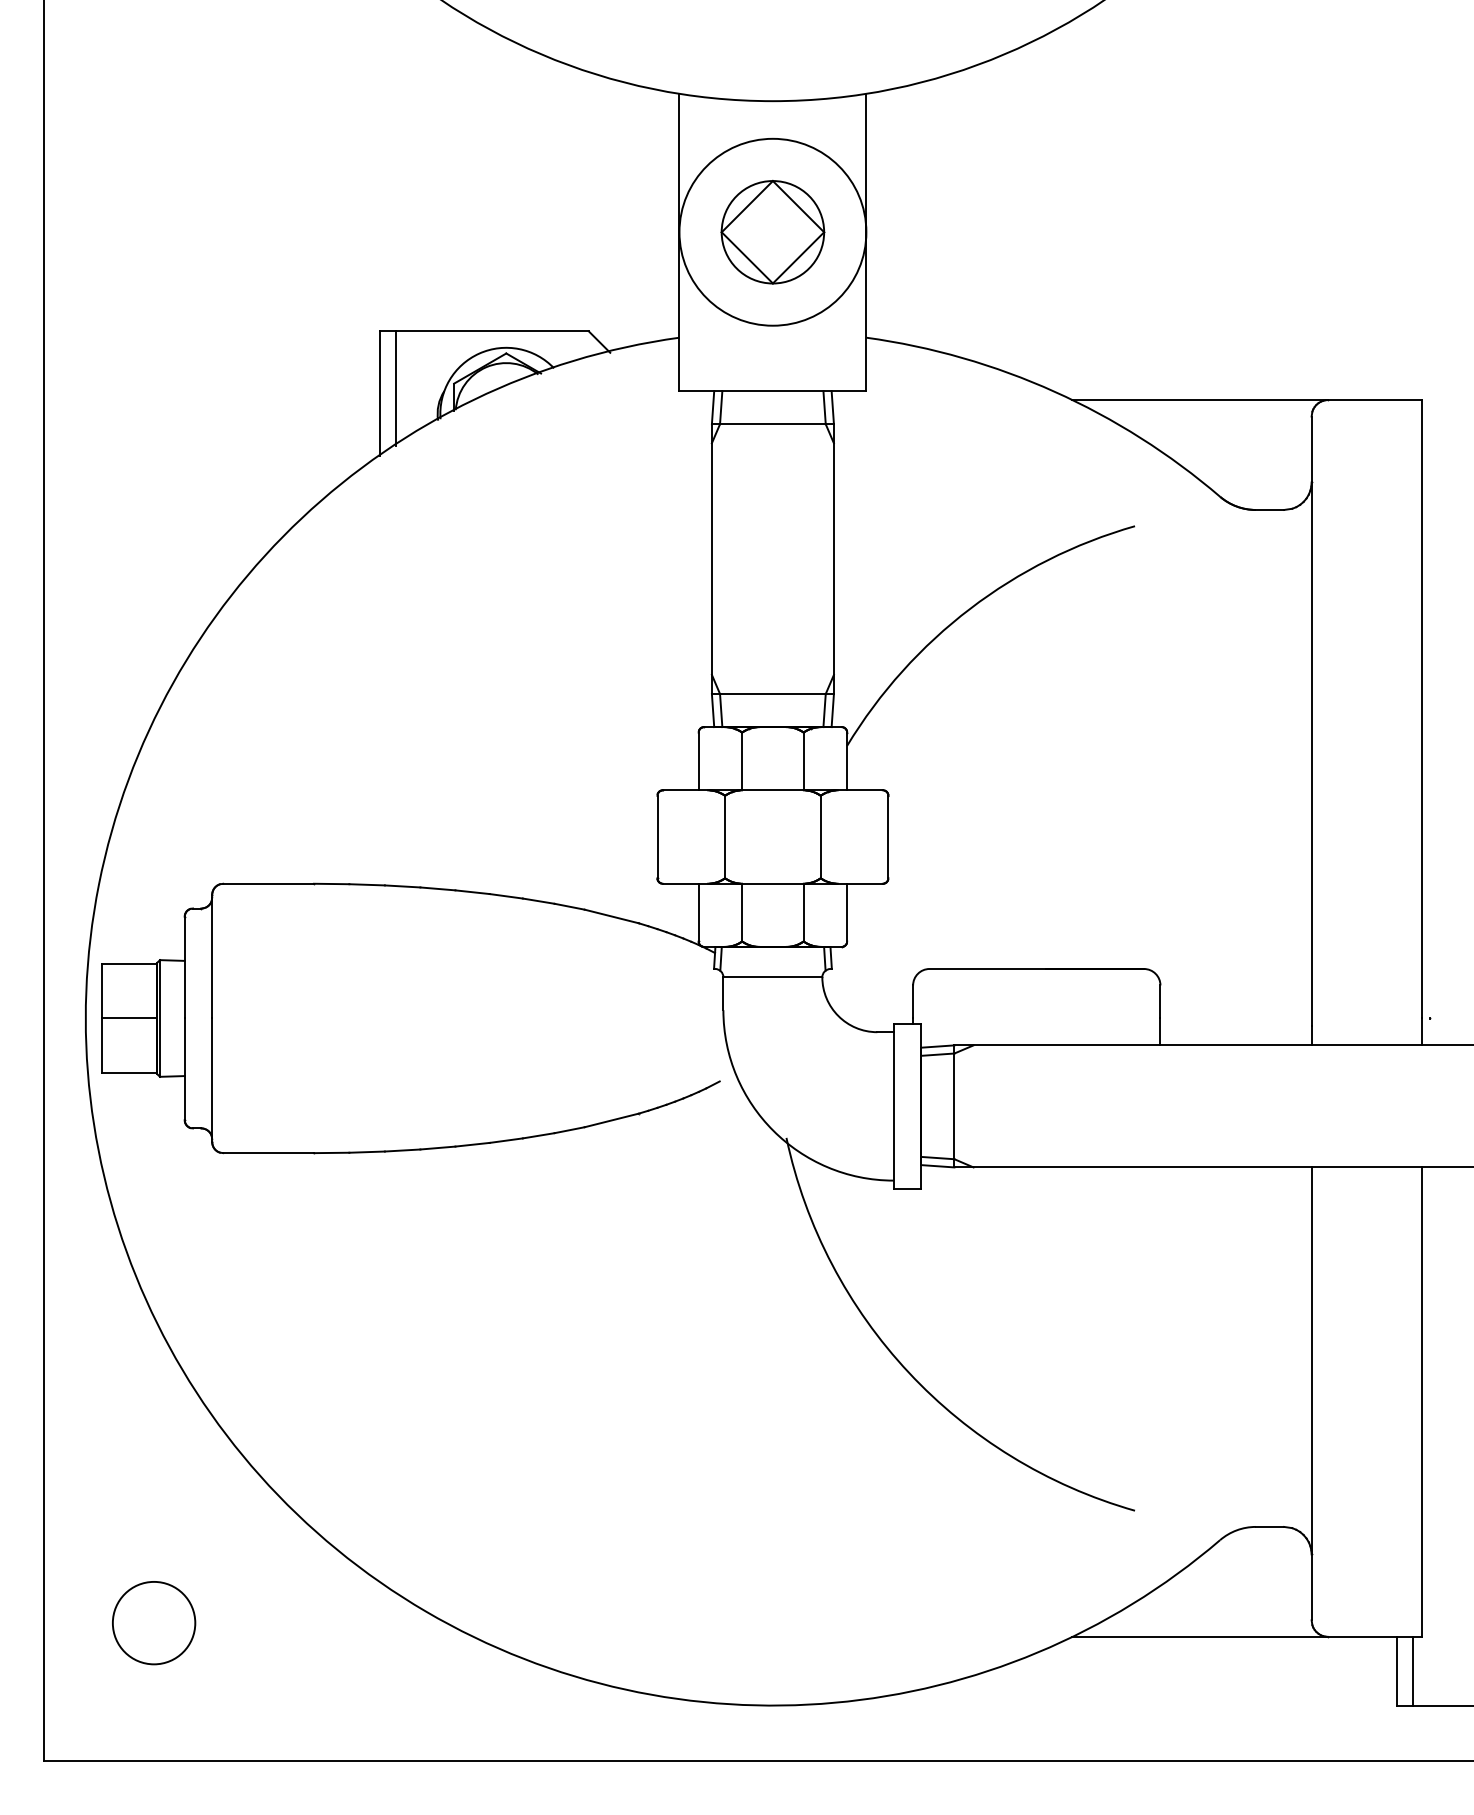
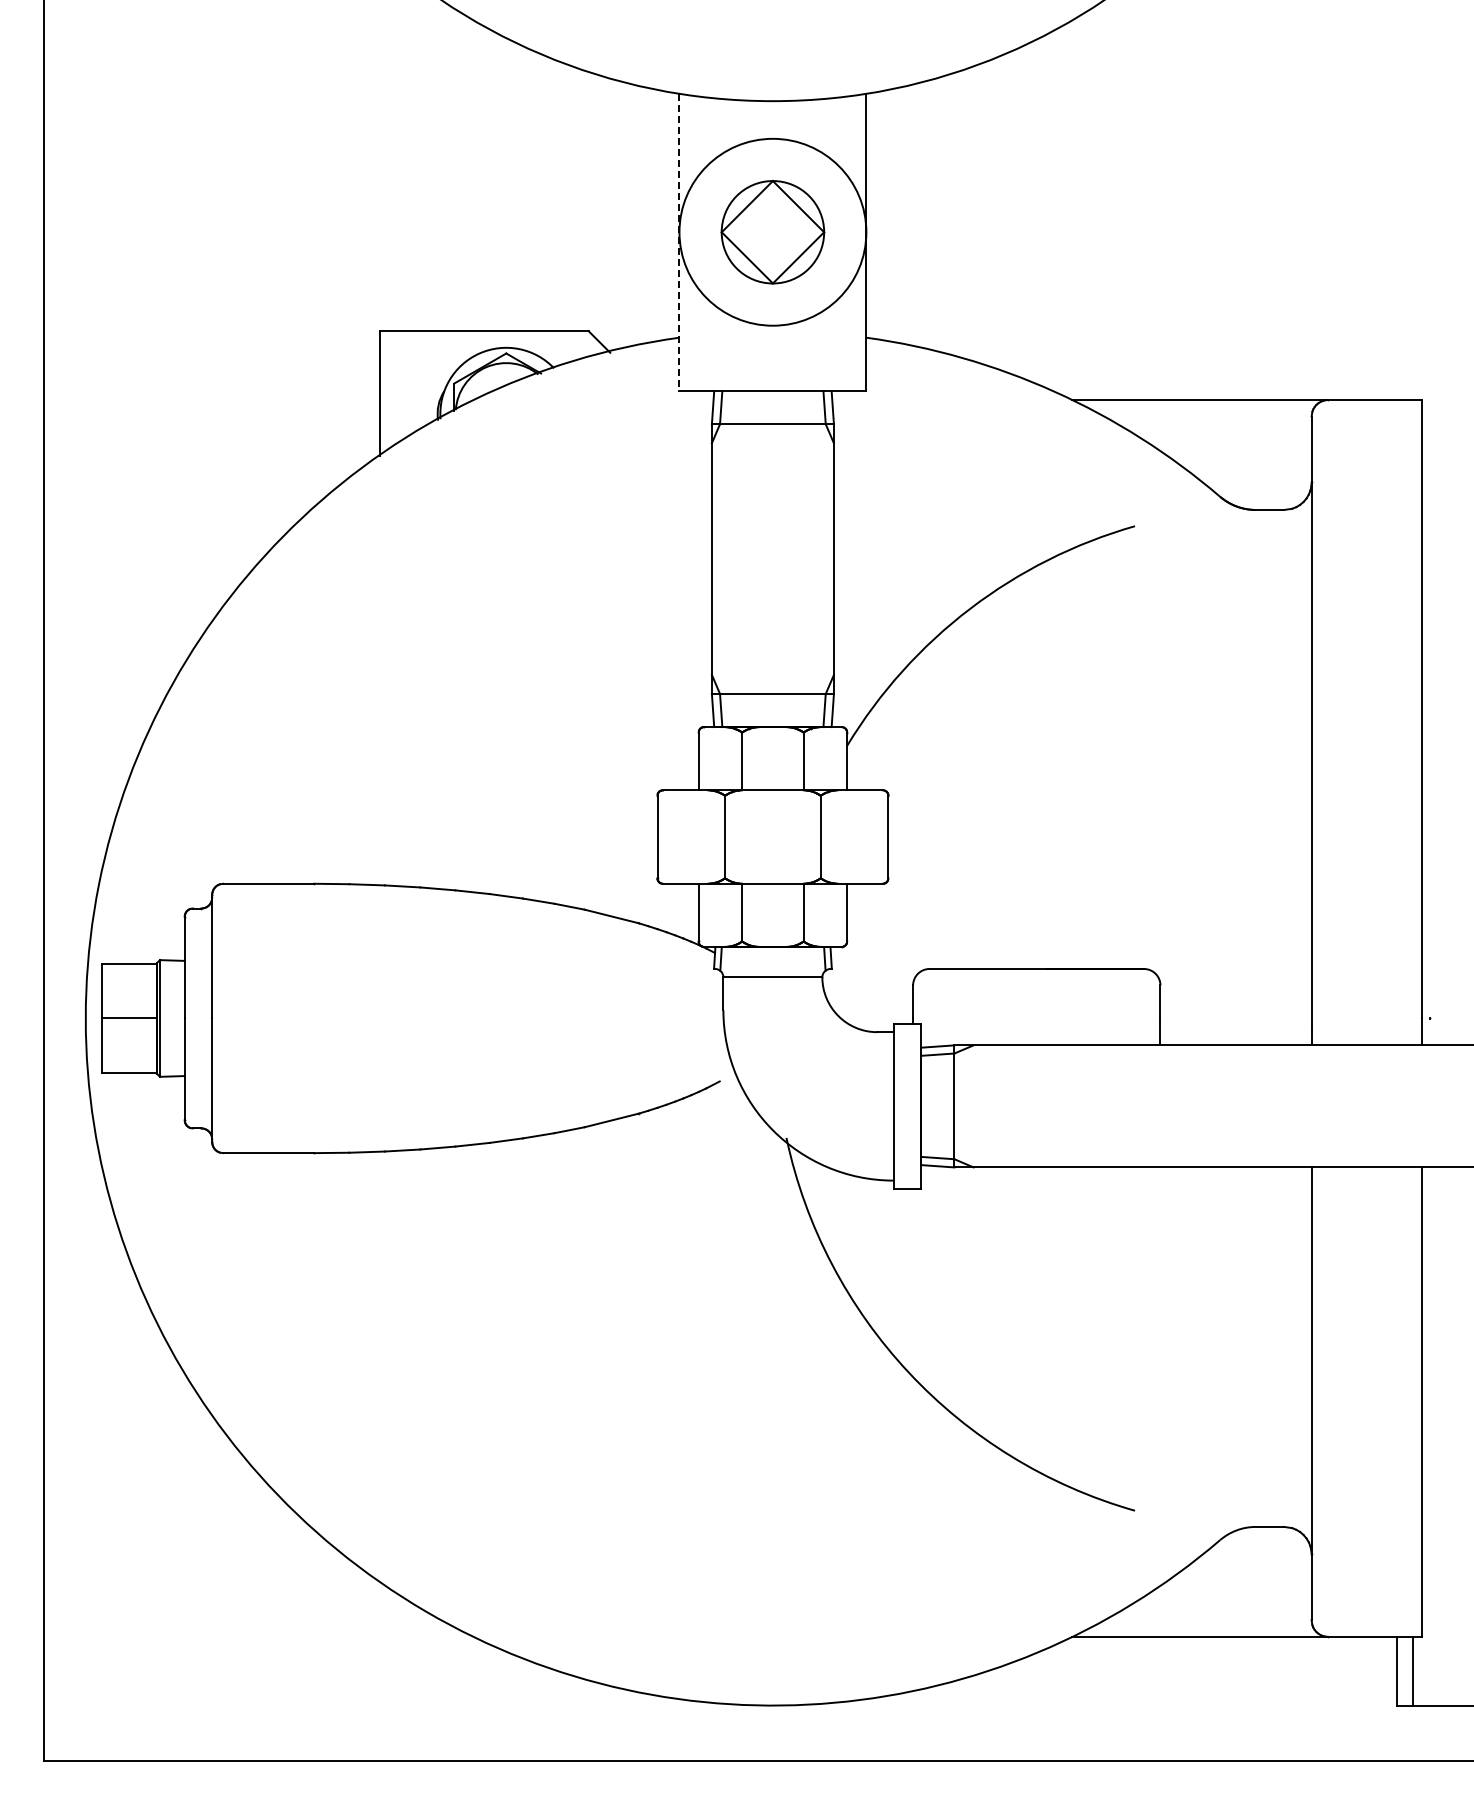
line: solid -> dashed (679, 242)
line: present -> none (396, 388)
circle: present -> none (154, 1623)
